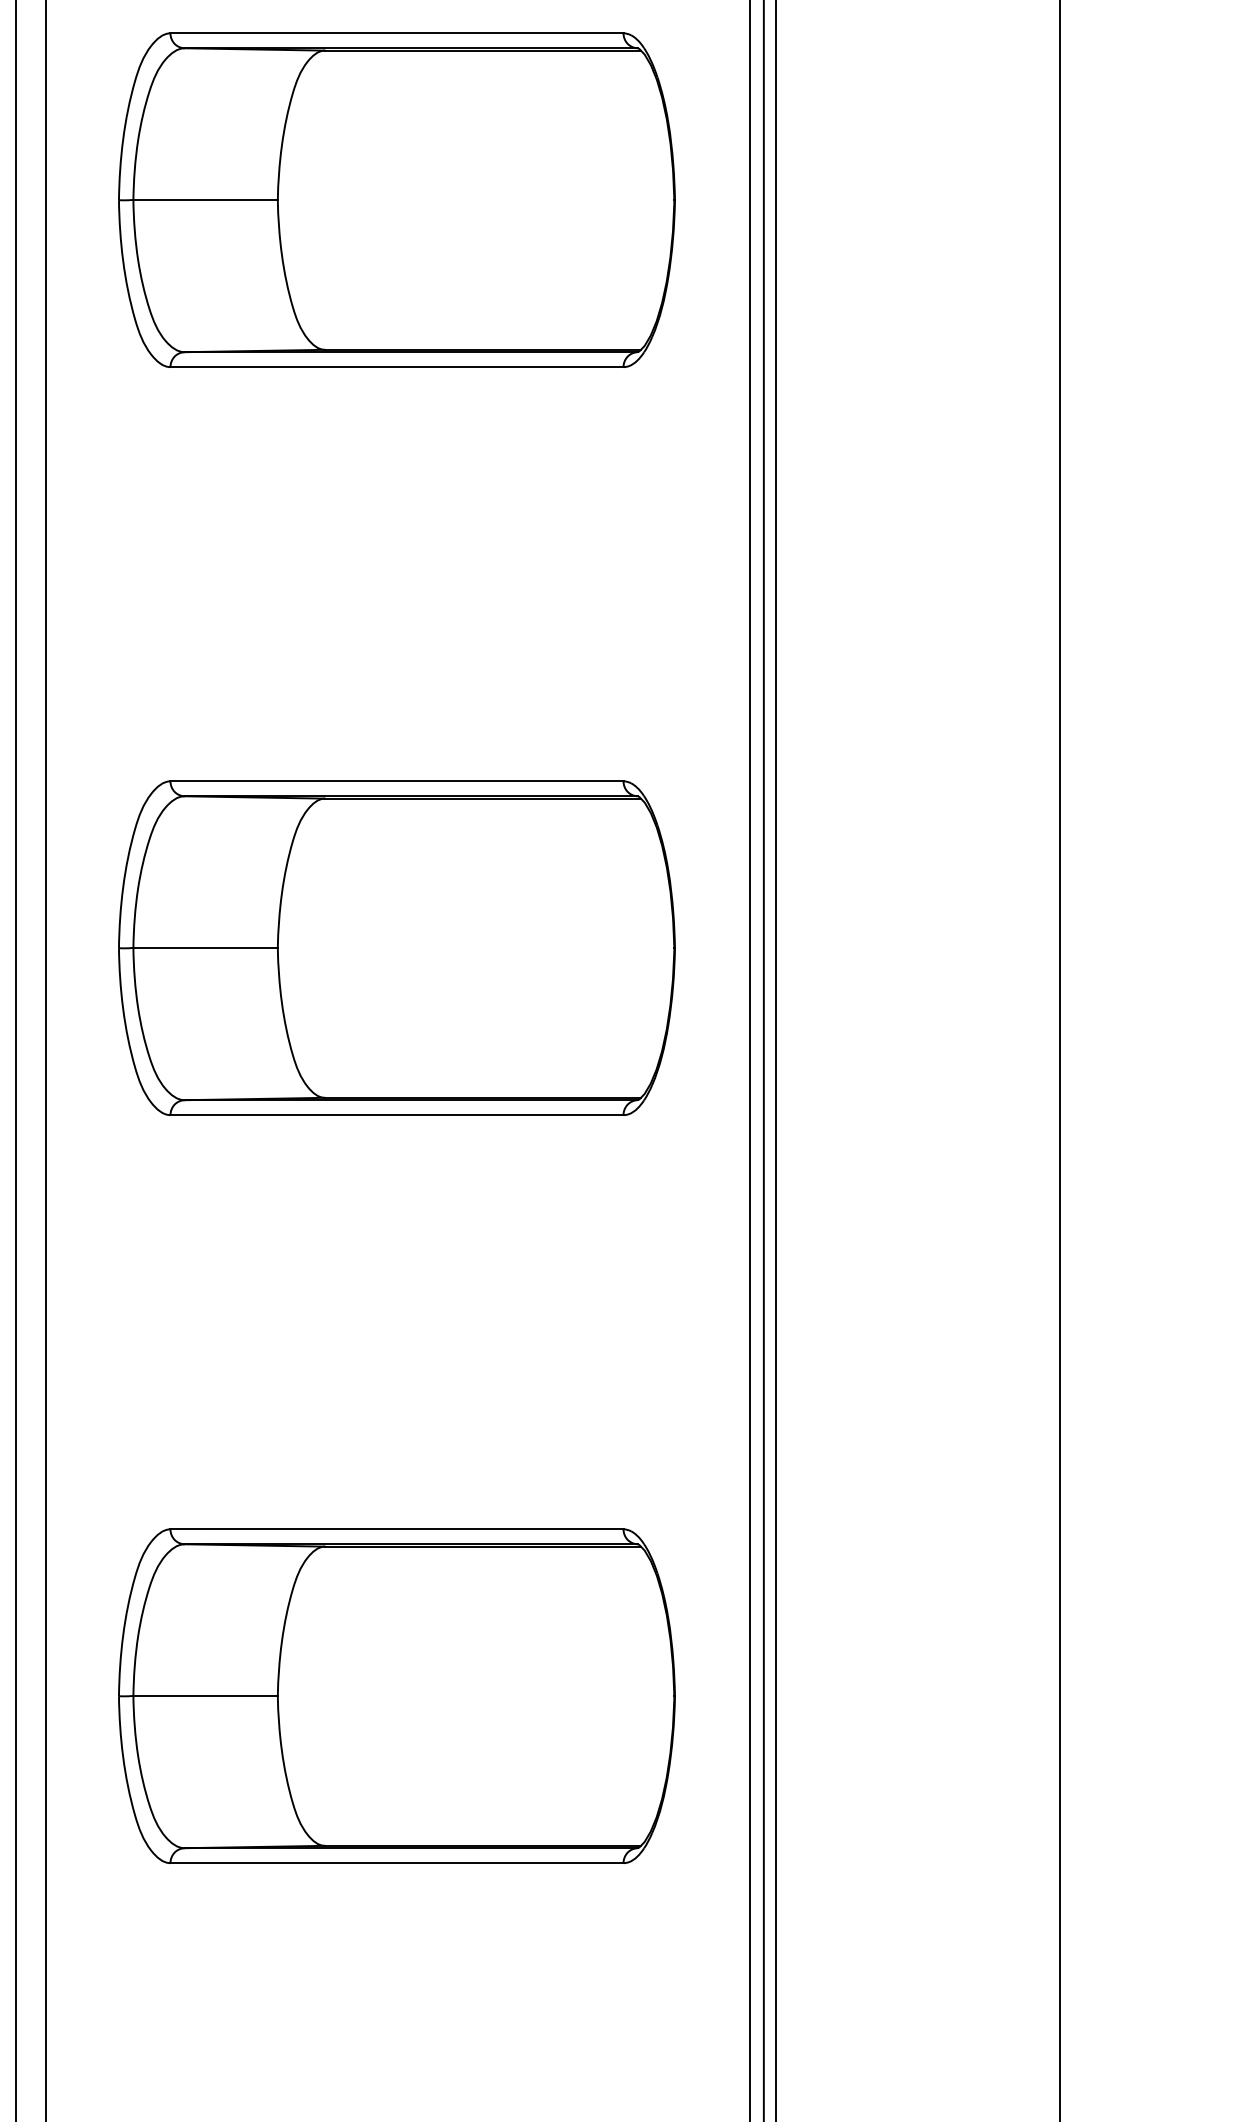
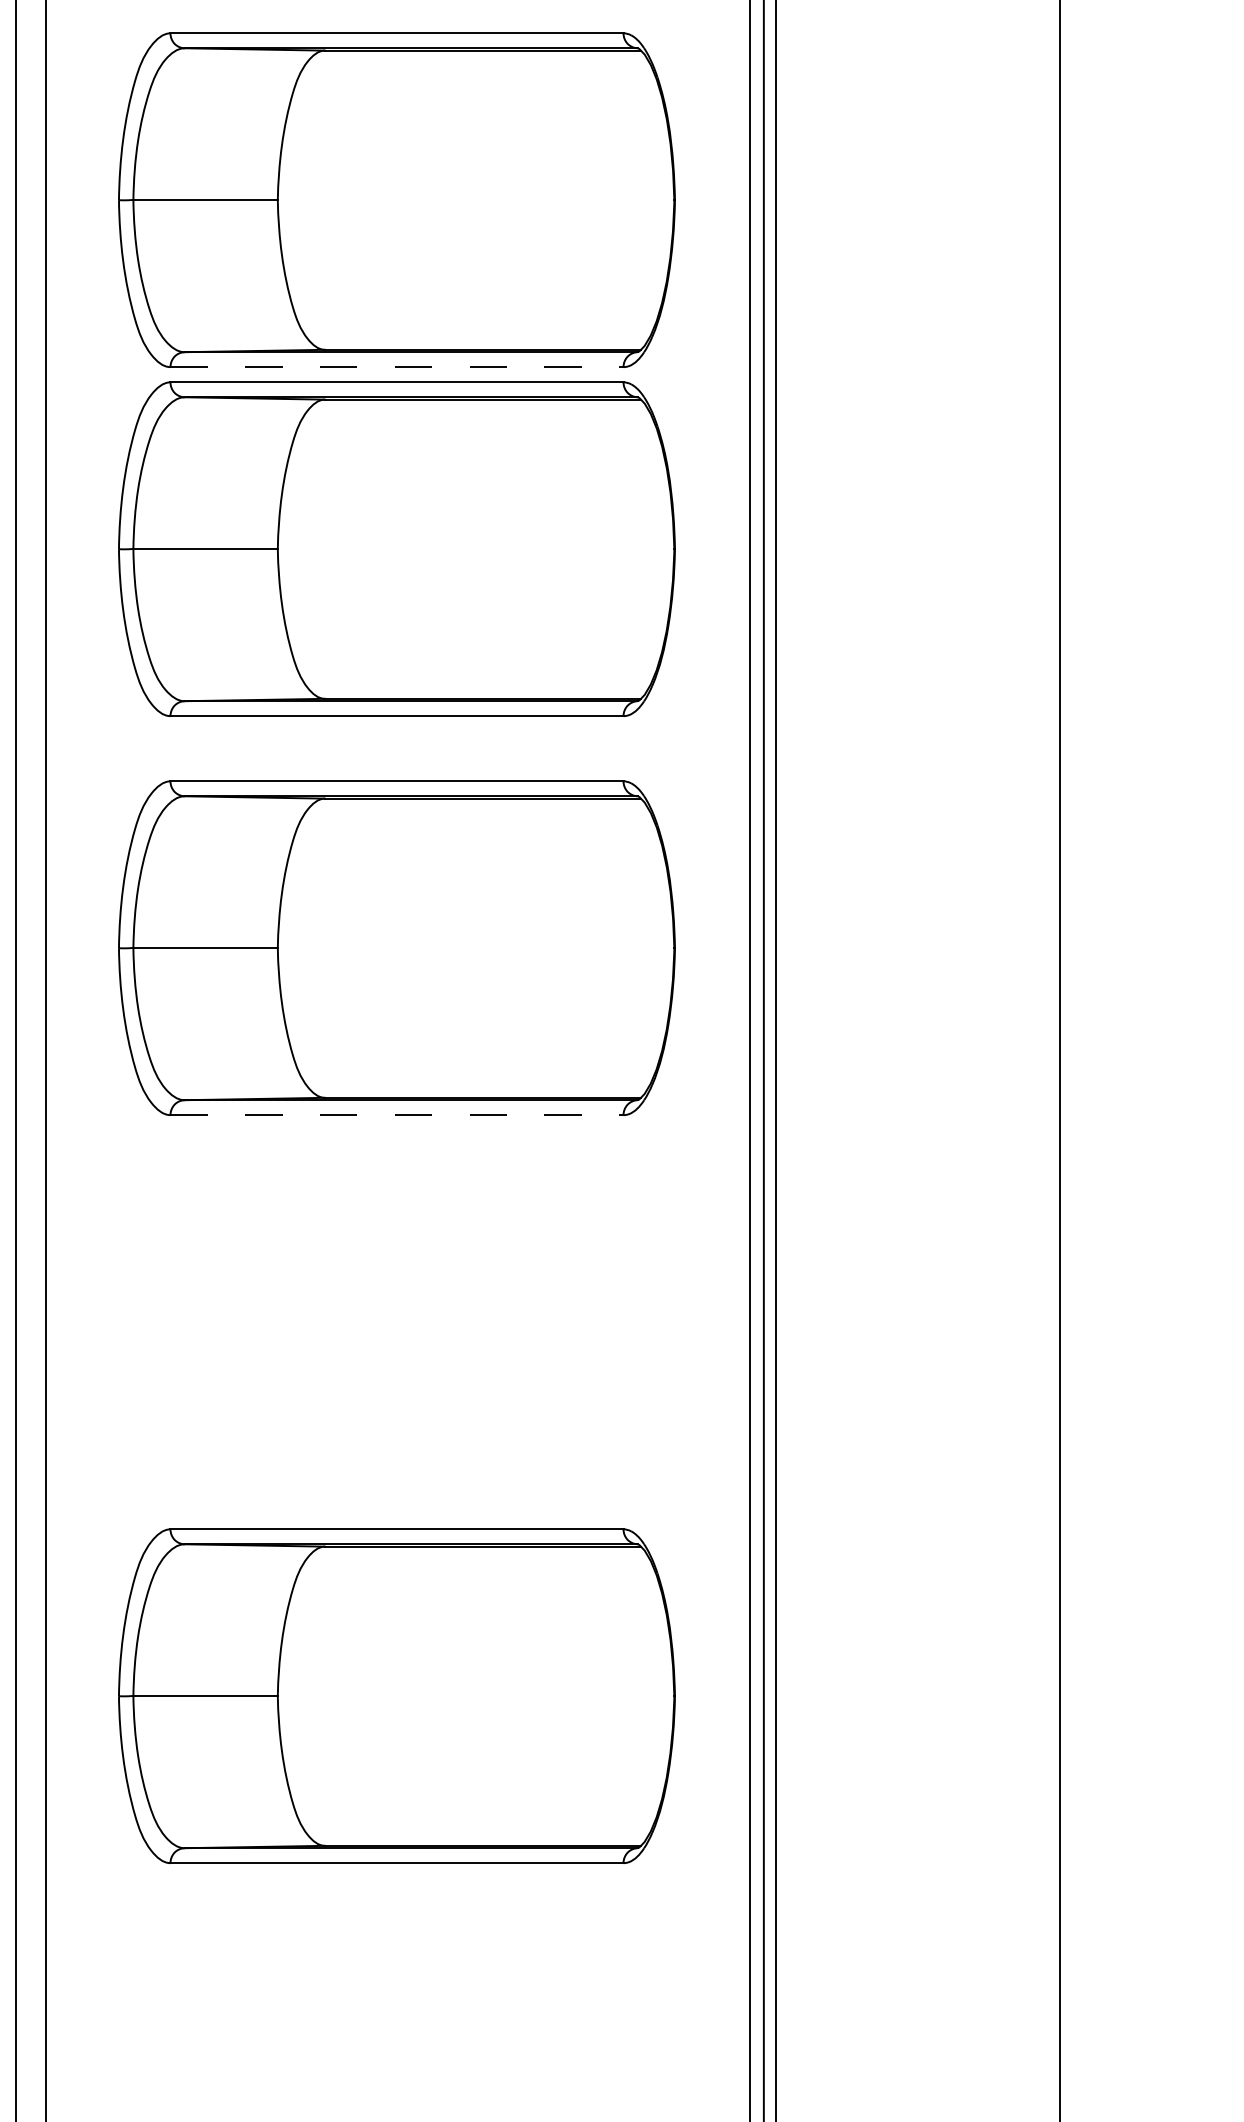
line: solid -> dashed (396, 367)
part: none -> present (396, 548)
line: solid -> dashed (396, 1115)
